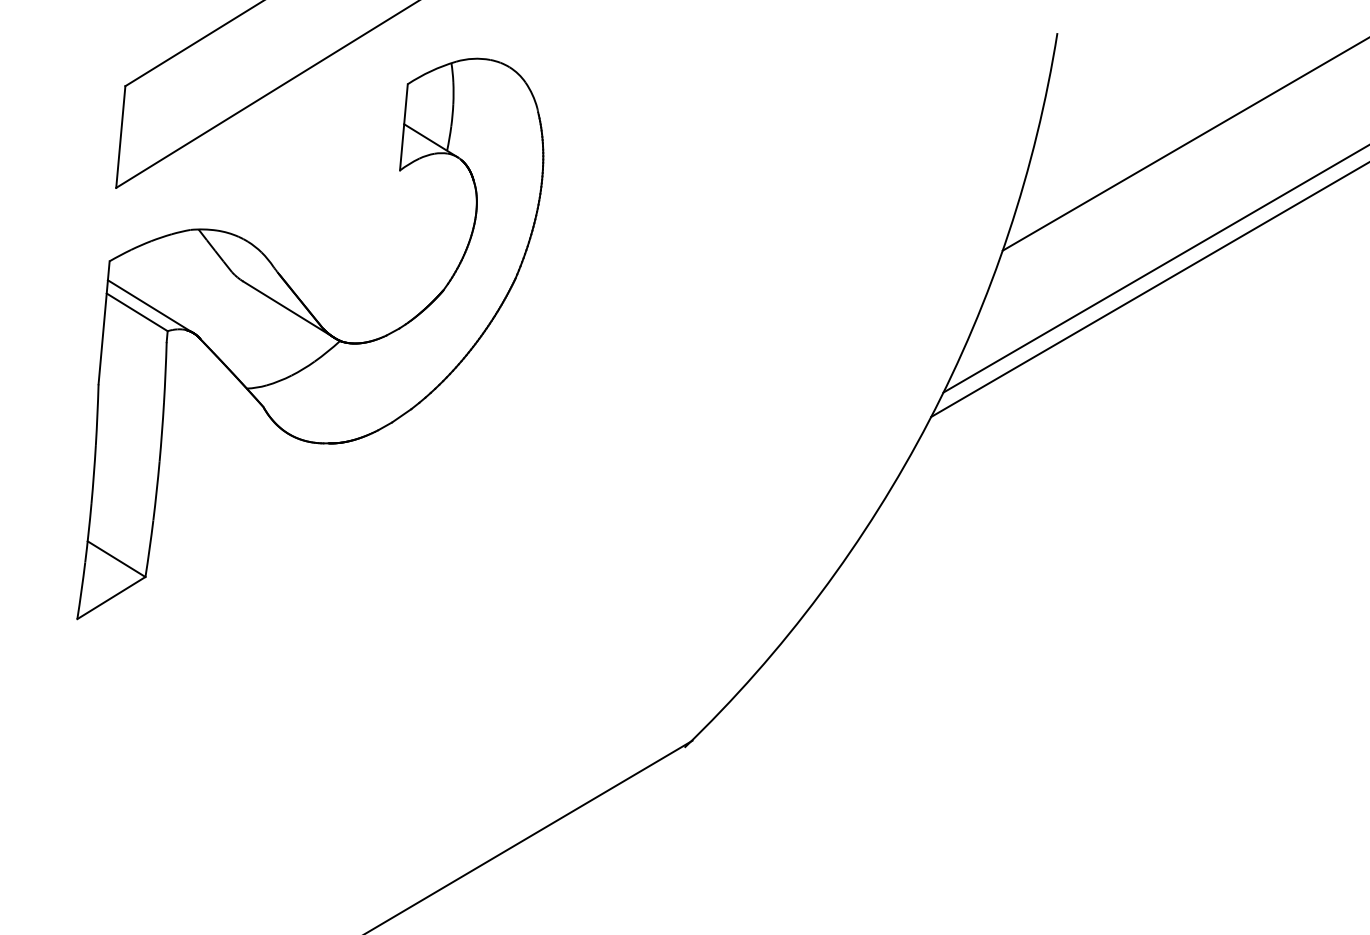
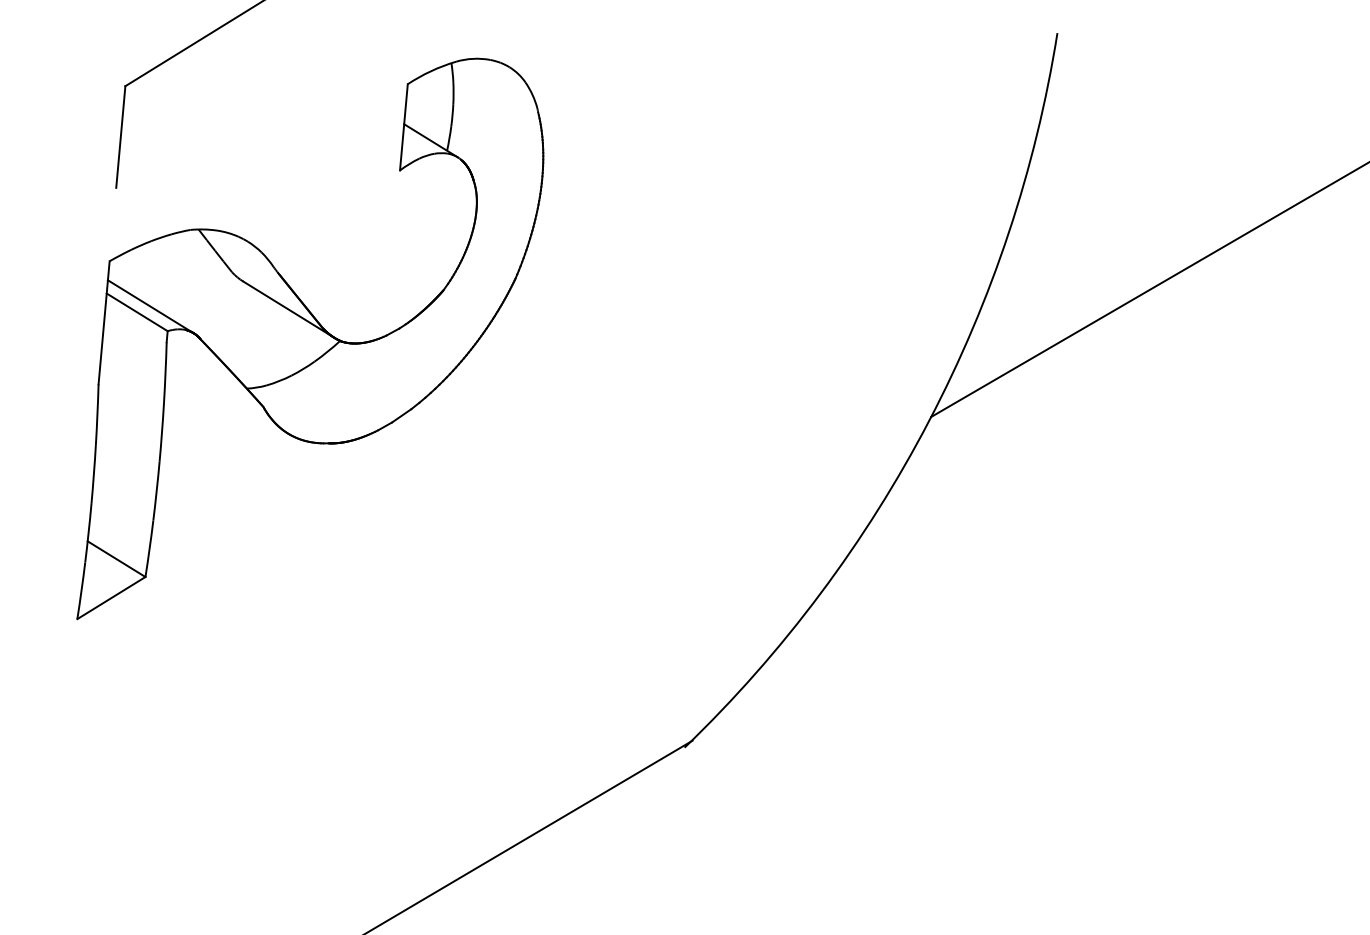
line: present -> none (266, 94)
line: present -> none (1184, 144)
line: present -> none (1154, 269)
